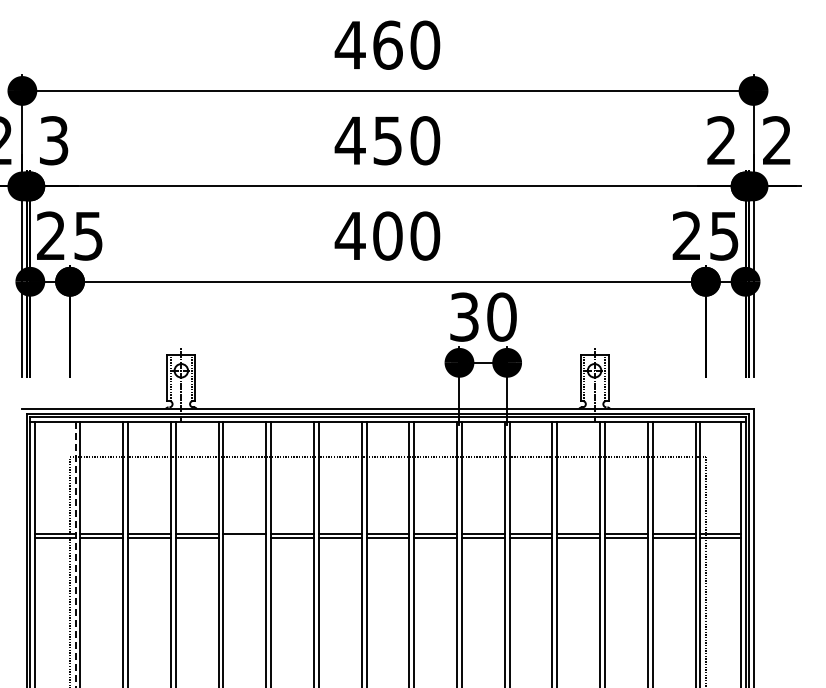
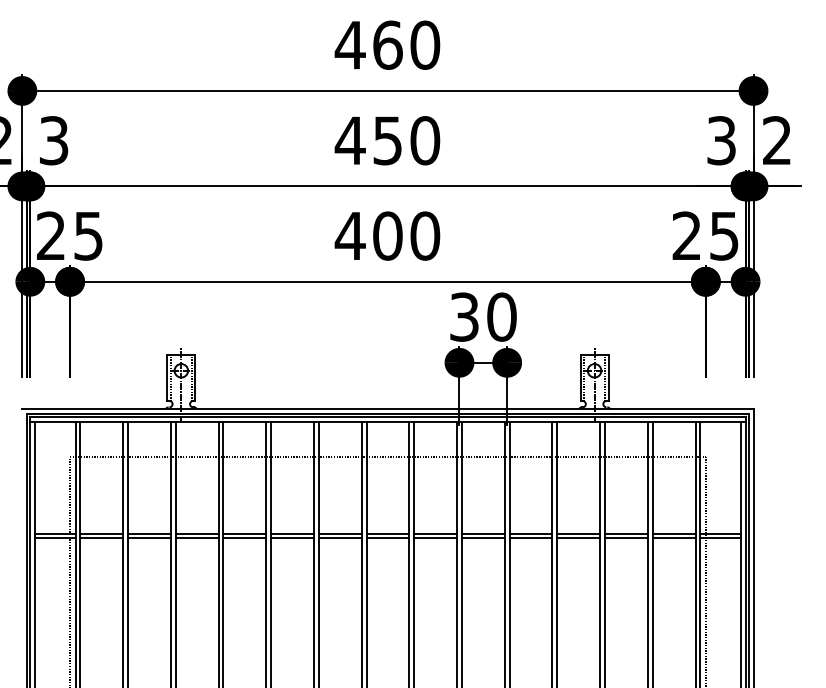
text: 2 -> 3 (721, 140)
line: none -> present (244, 538)
line: dashed -> solid (75, 554)
